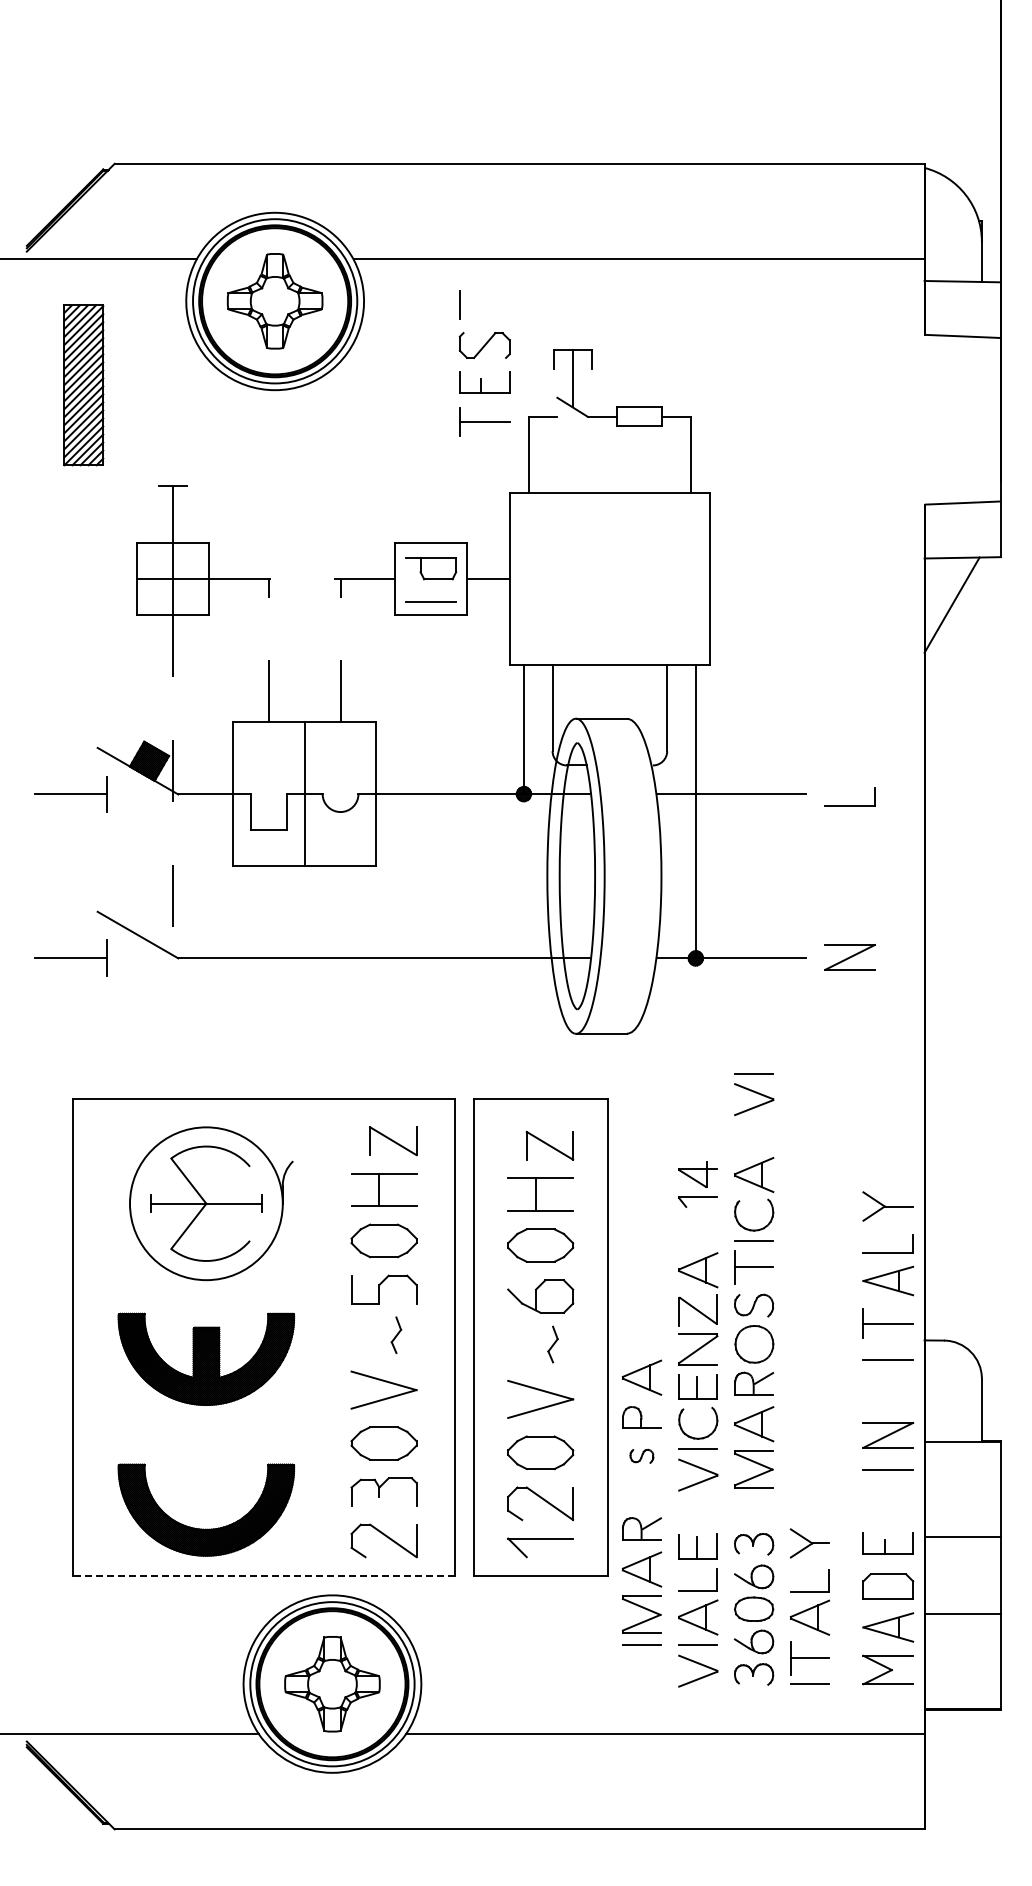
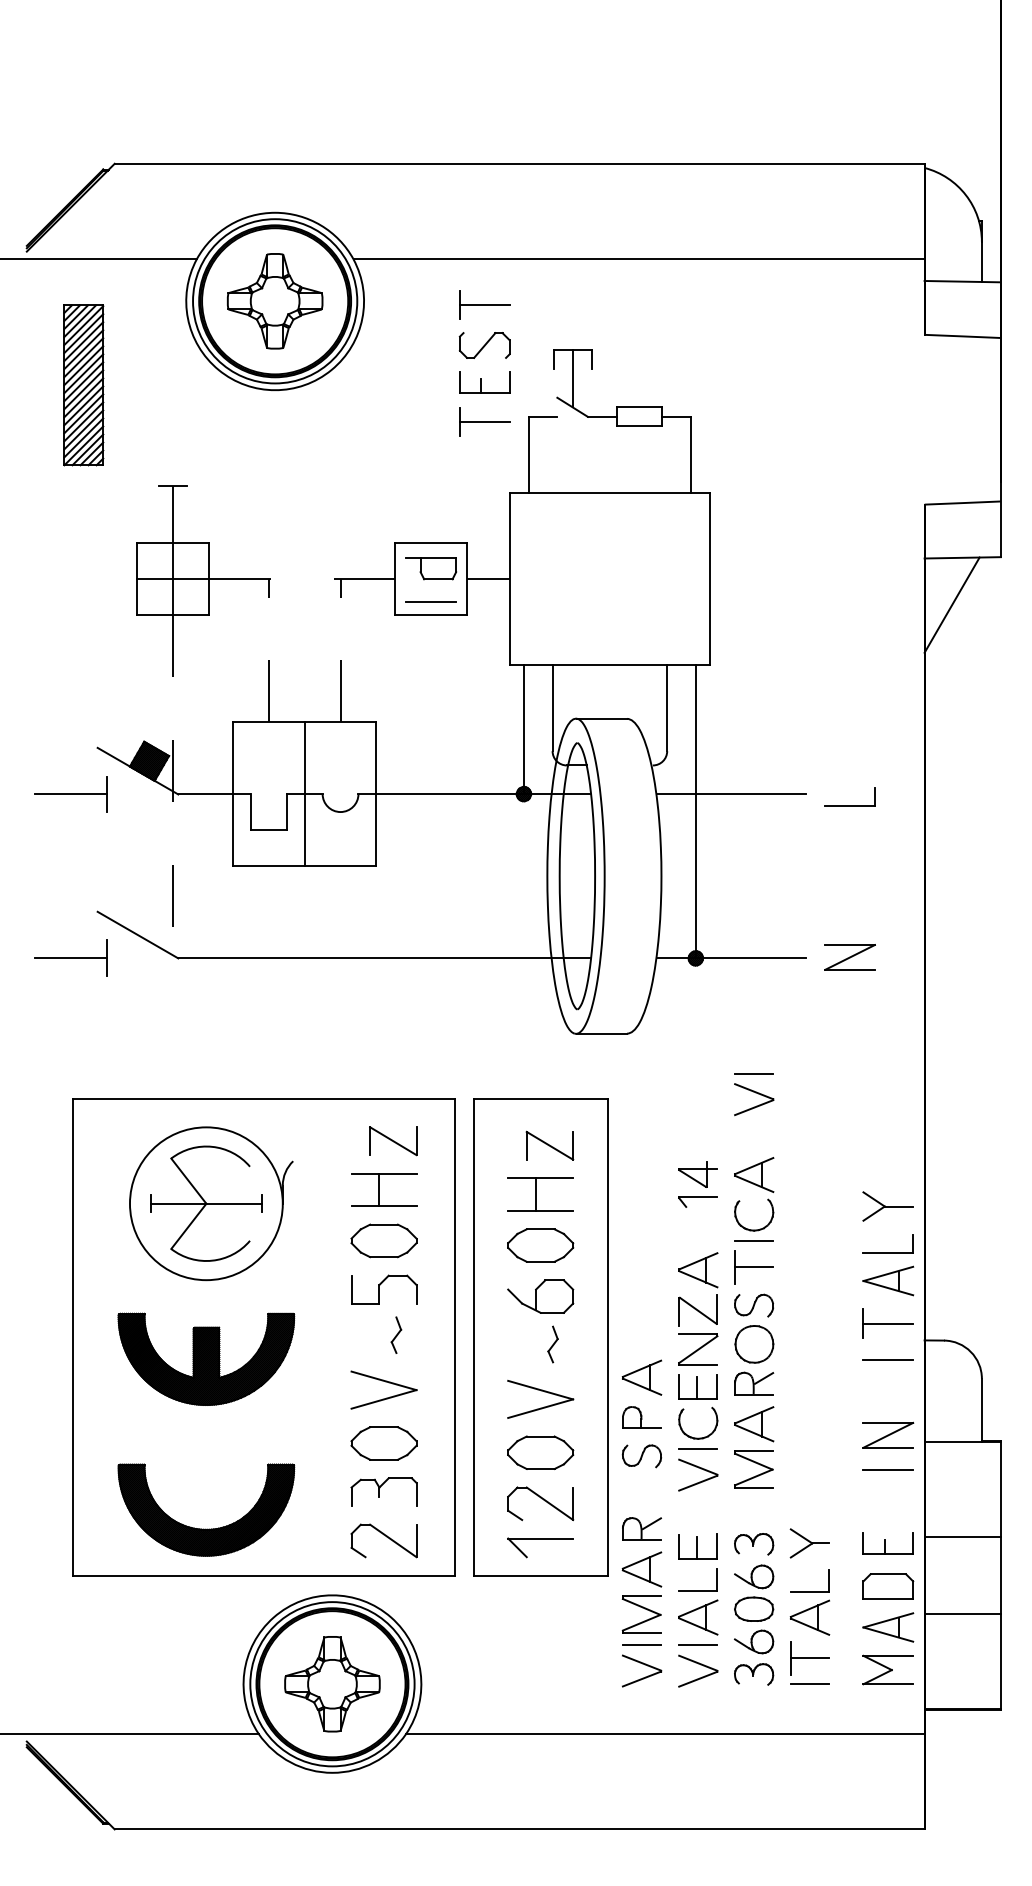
line: none -> present (484, 304)
part size: 26x16 px -> 42x25 px (641, 1456)
line: dashed -> solid (263, 1576)
part: none -> present (642, 1670)
